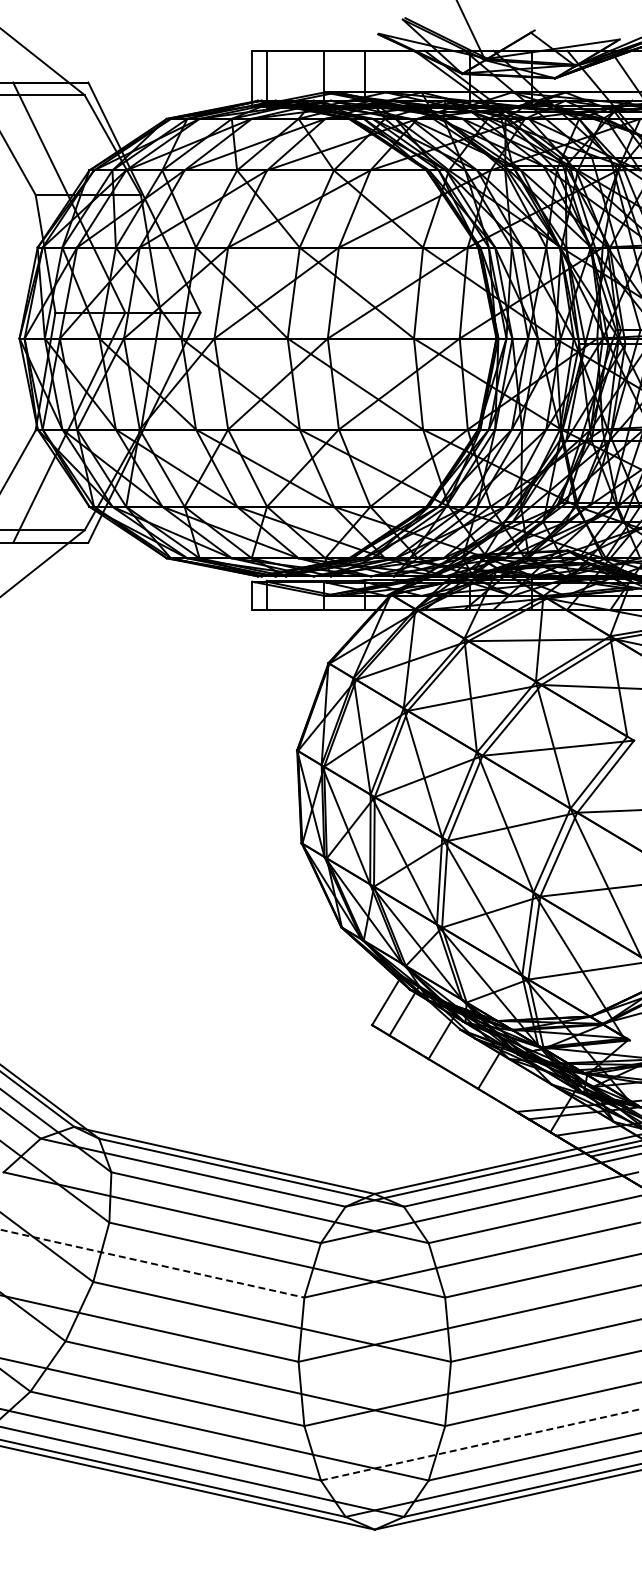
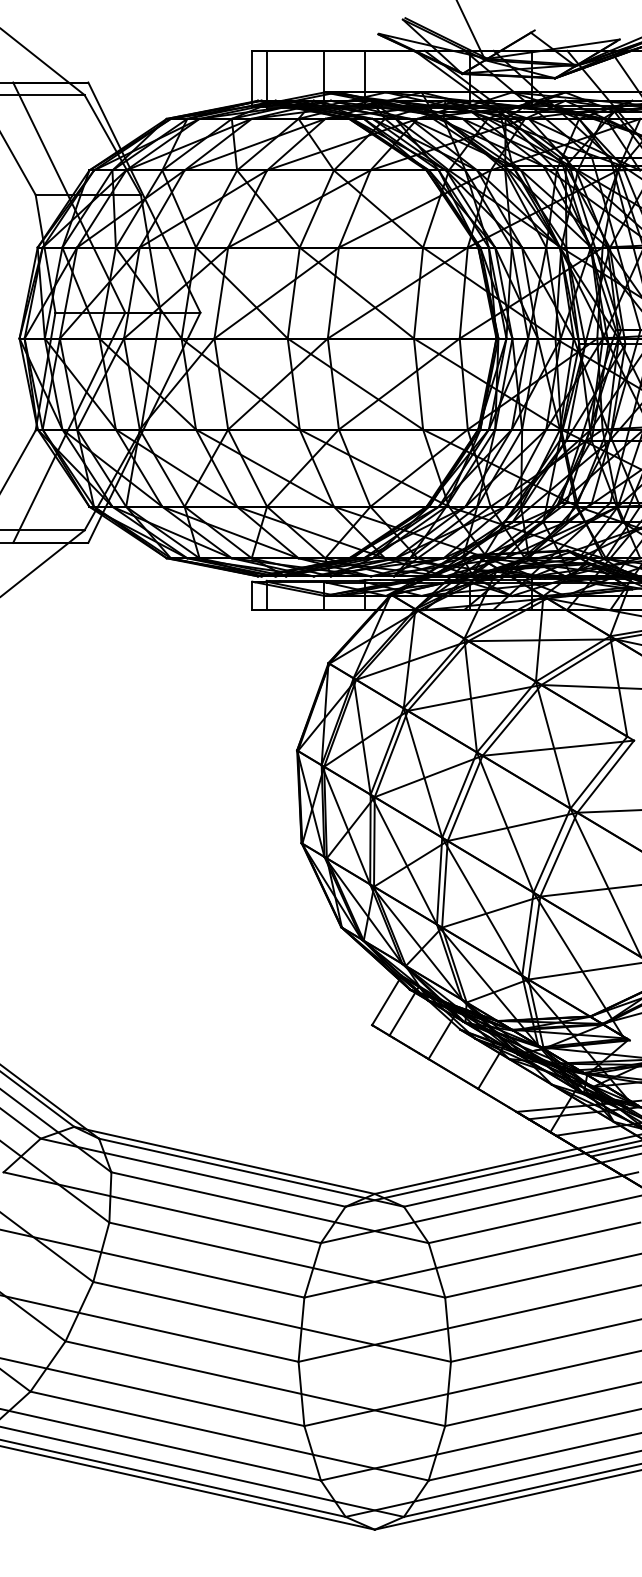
line: dashed -> solid (152, 1263)
line: dashed -> solid (481, 1444)
